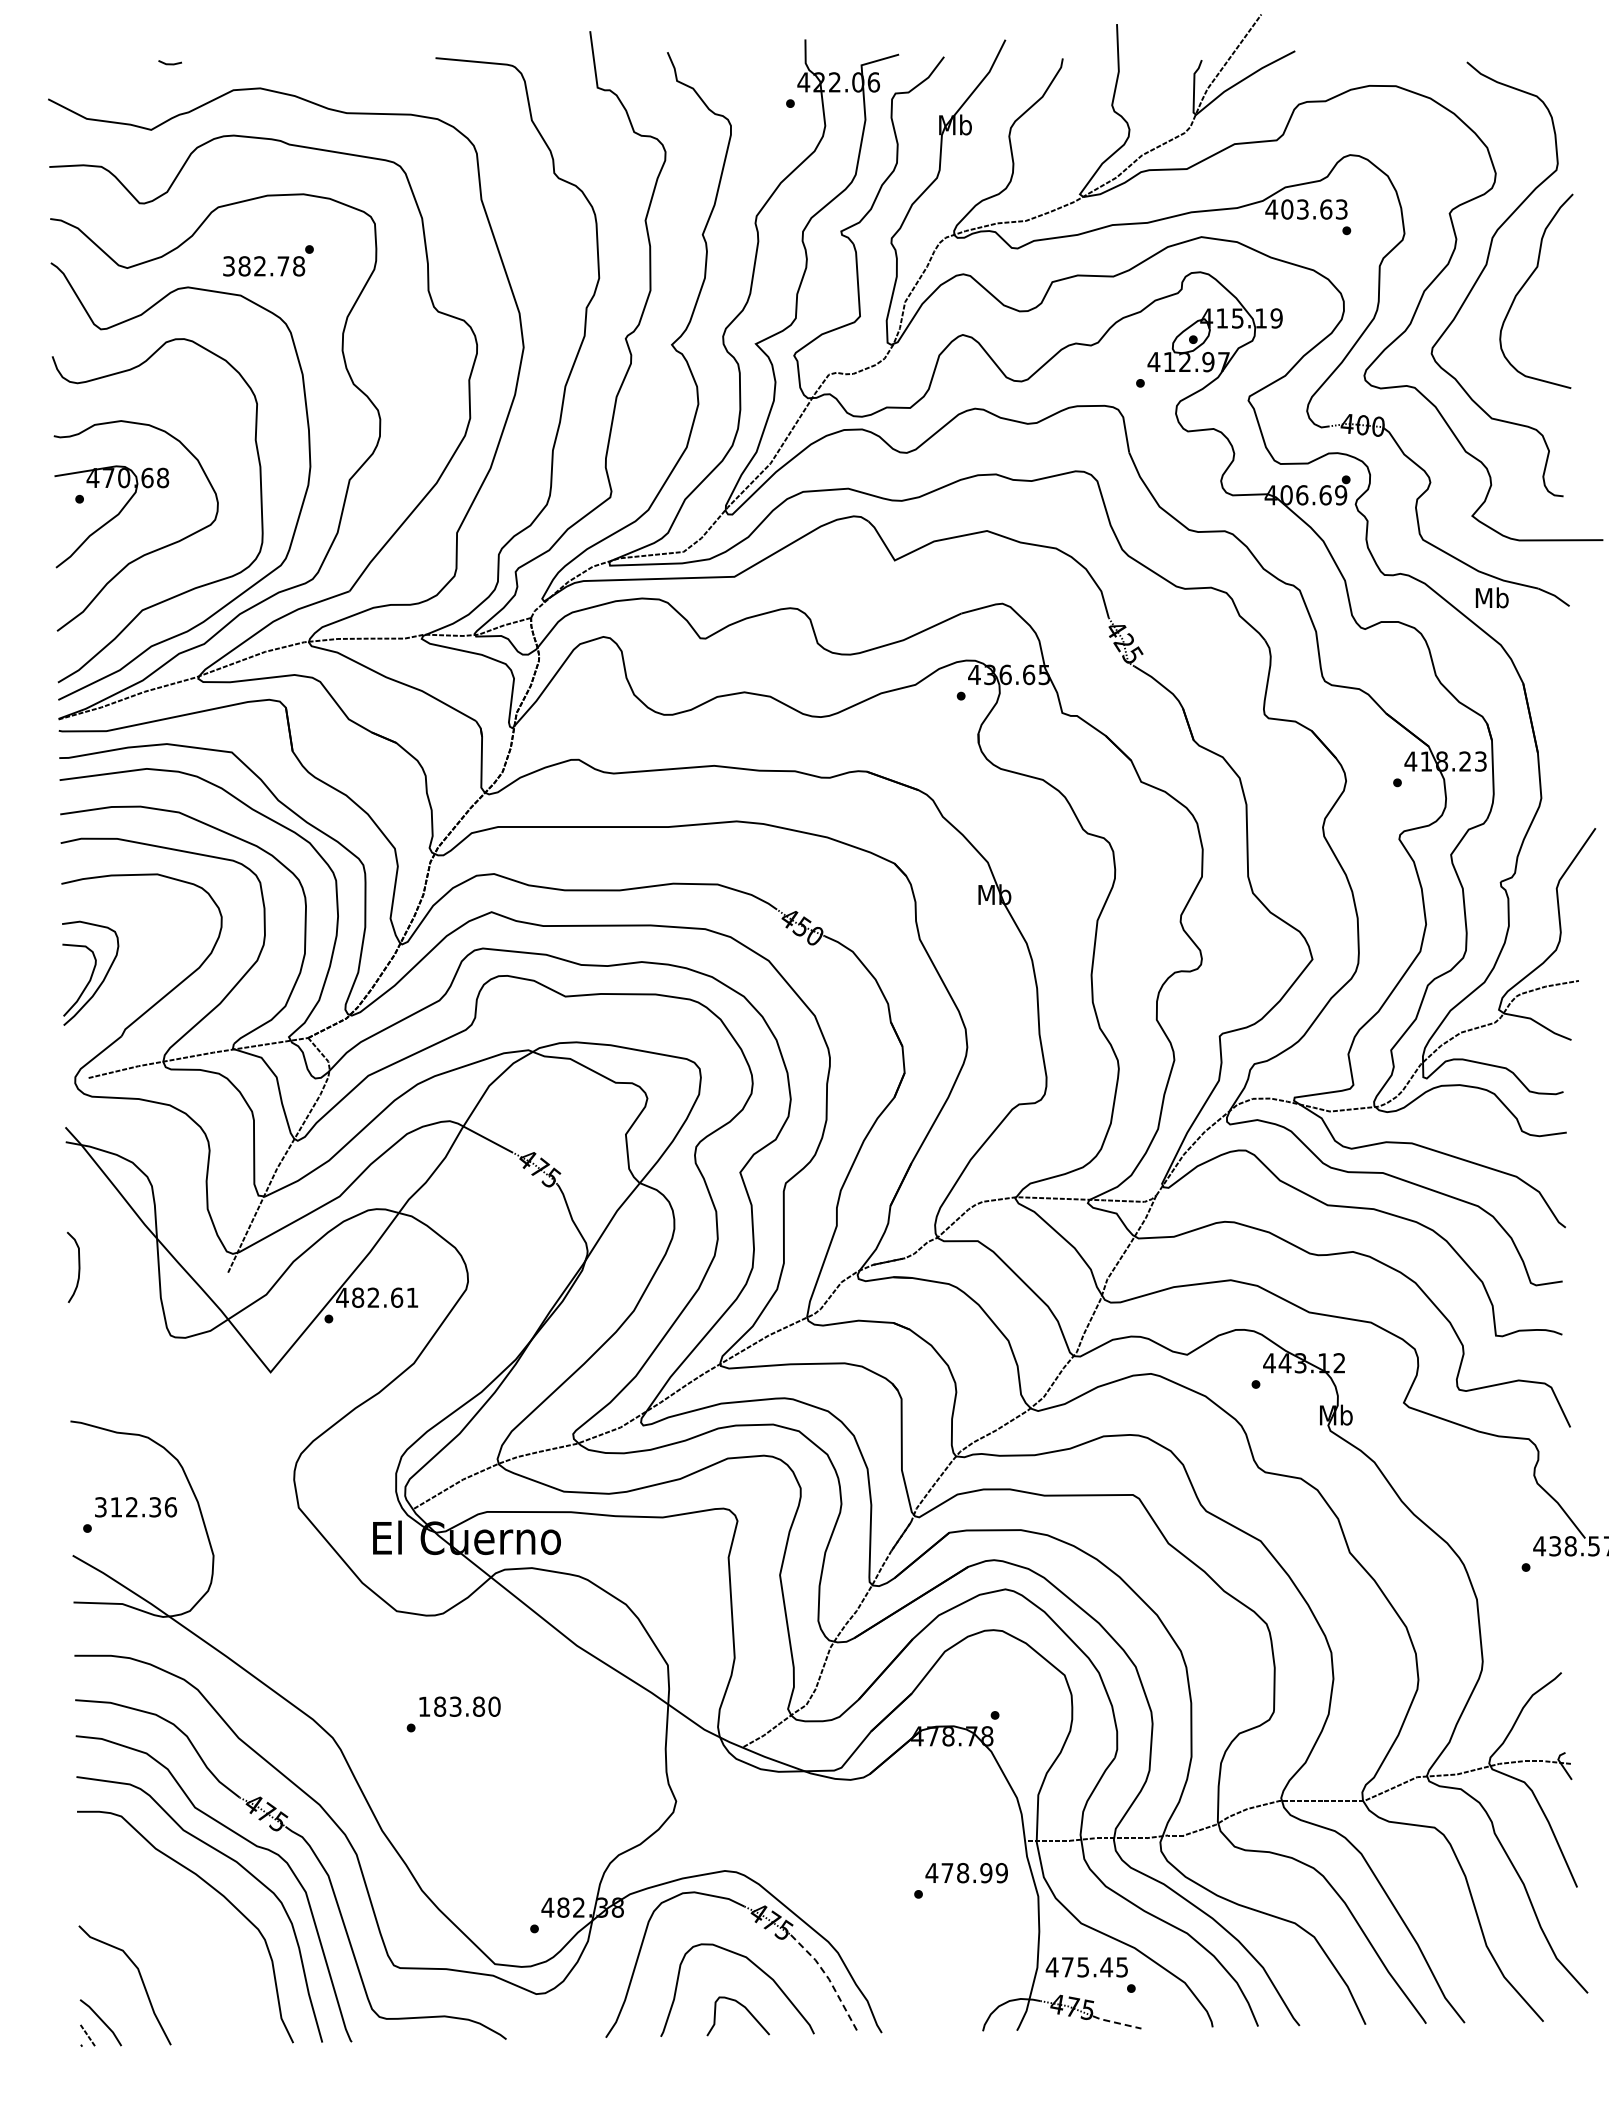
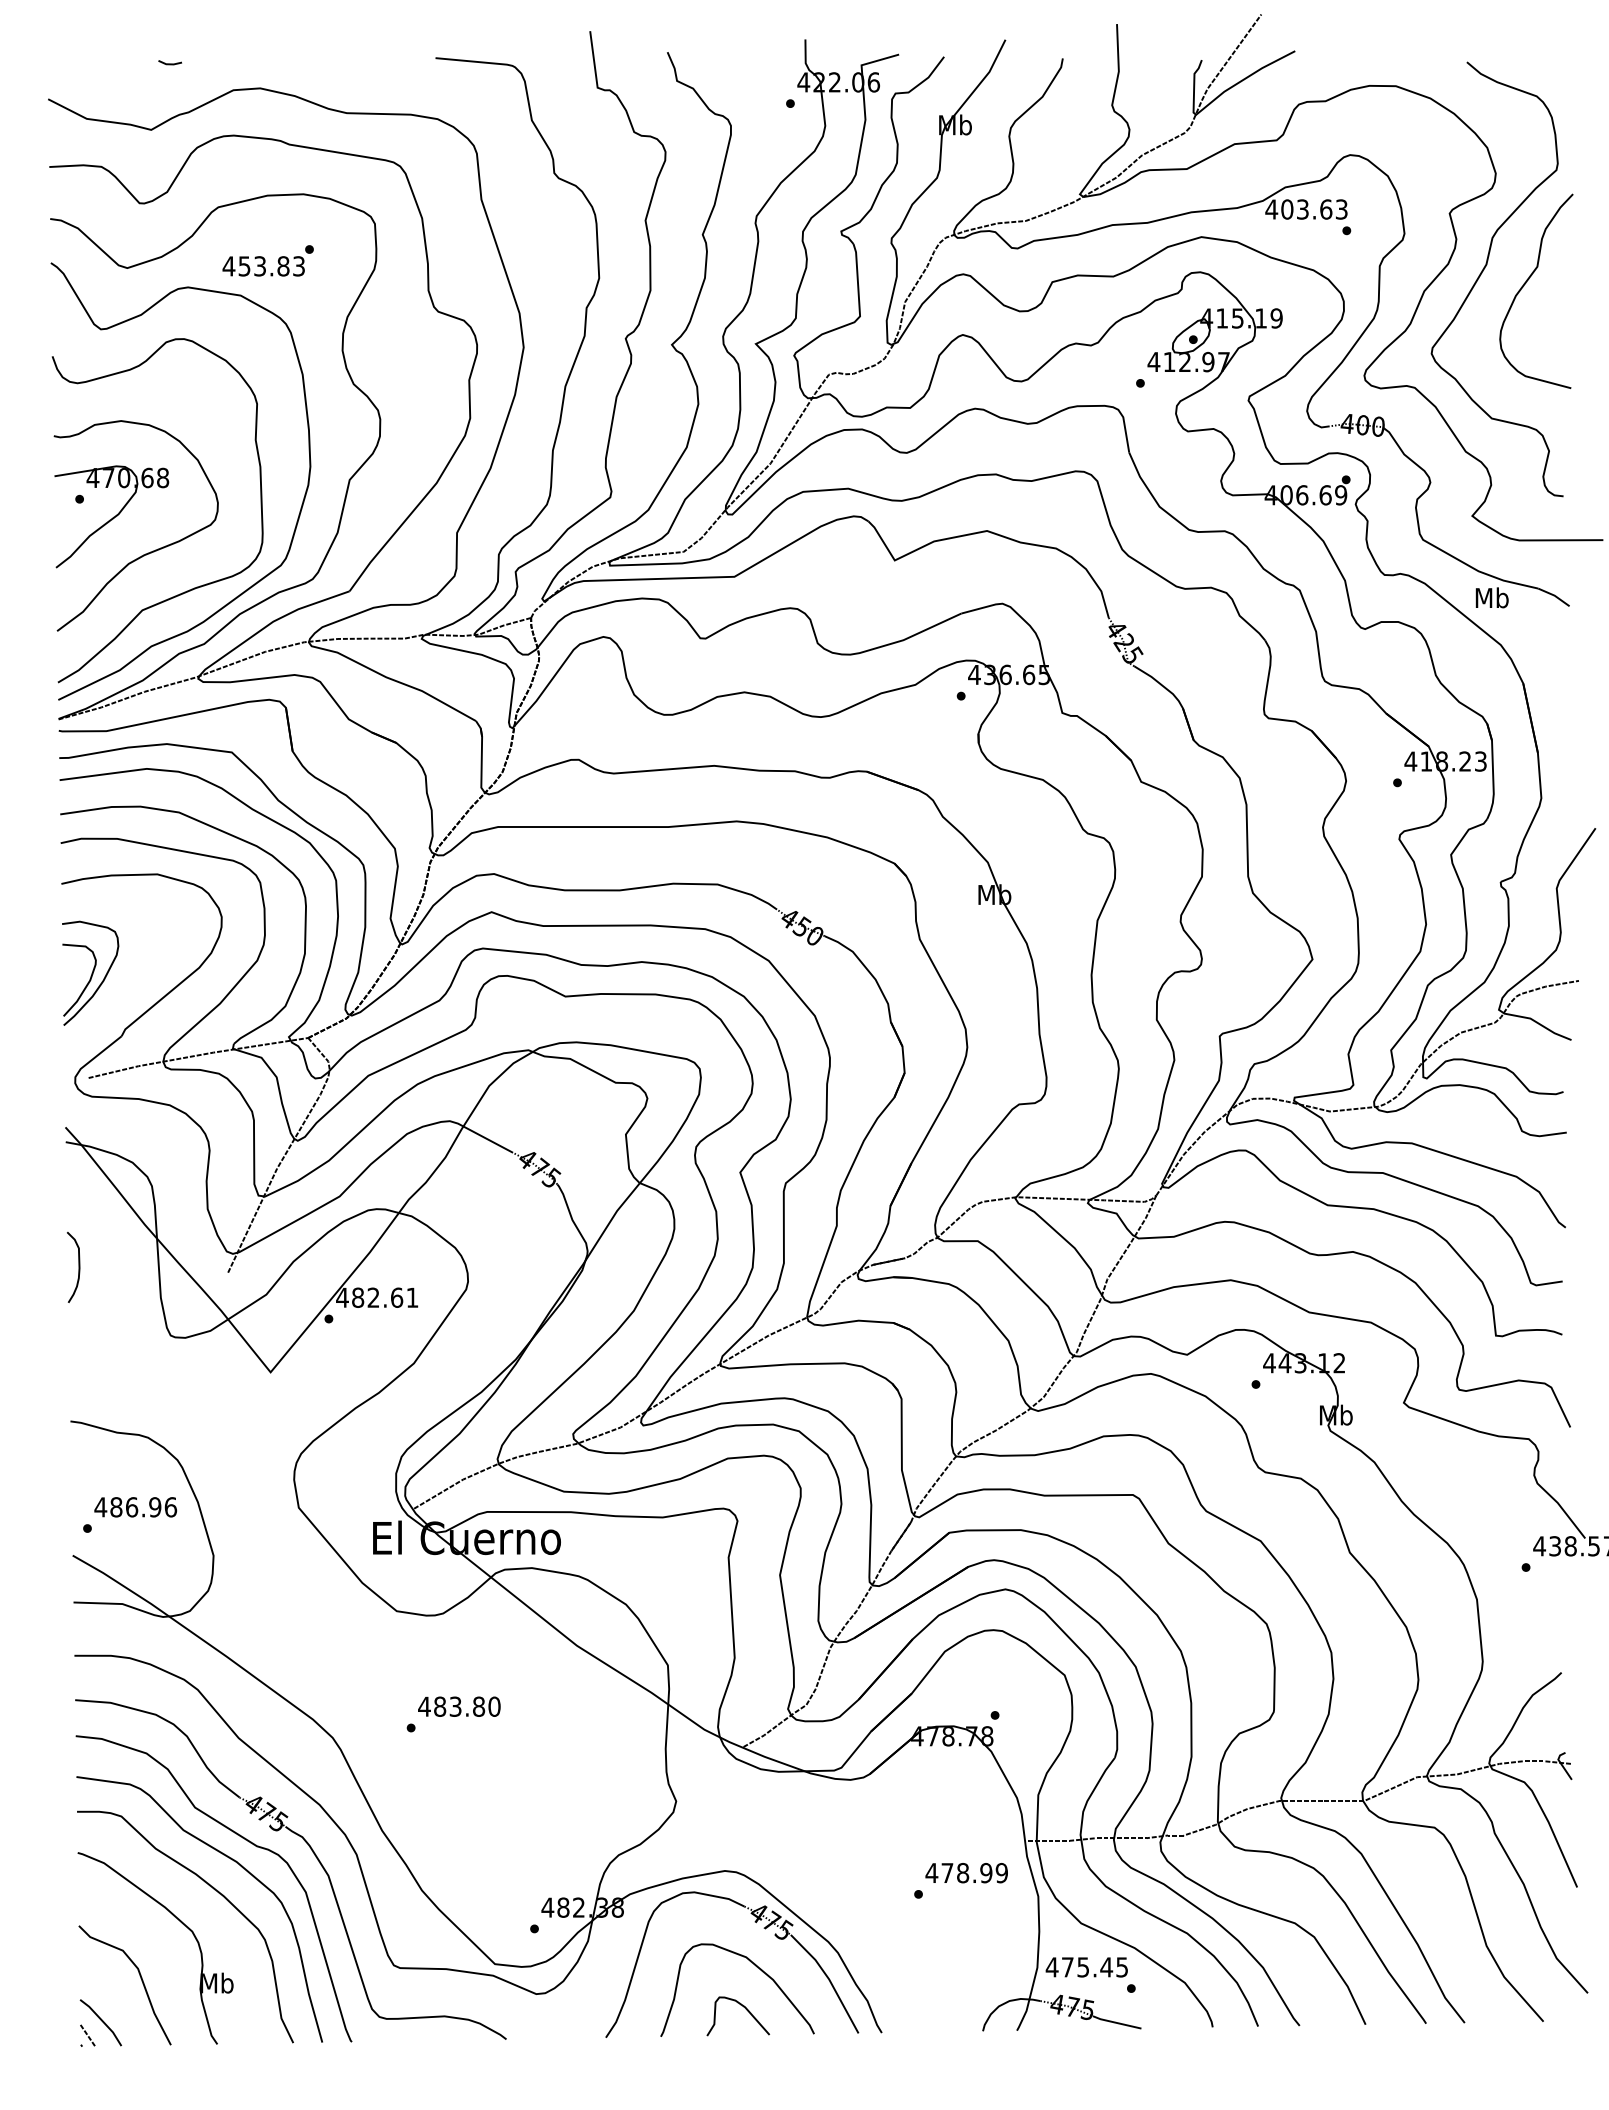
text: 382.78 -> 453.83 (263, 266)
text: 312.36 -> 486.96 (127, 1507)
text: 183.80 -> 483.80 (424, 1706)
part: none -> present (180, 1922)
line: dashed -> solid (829, 1979)
line: dashed -> solid (1116, 2022)
